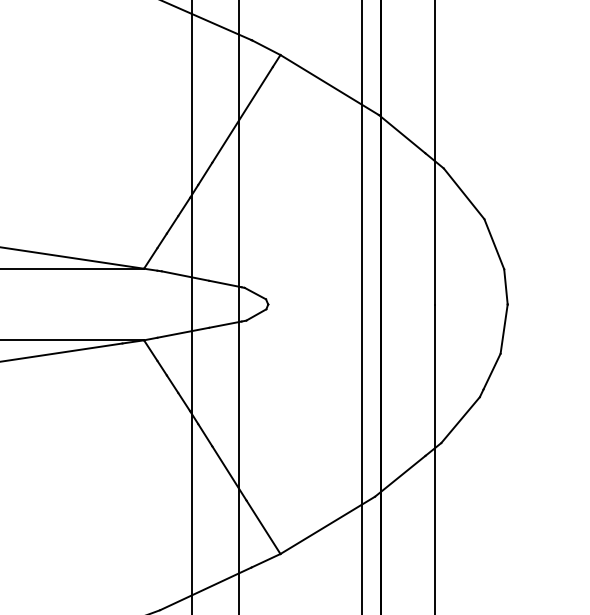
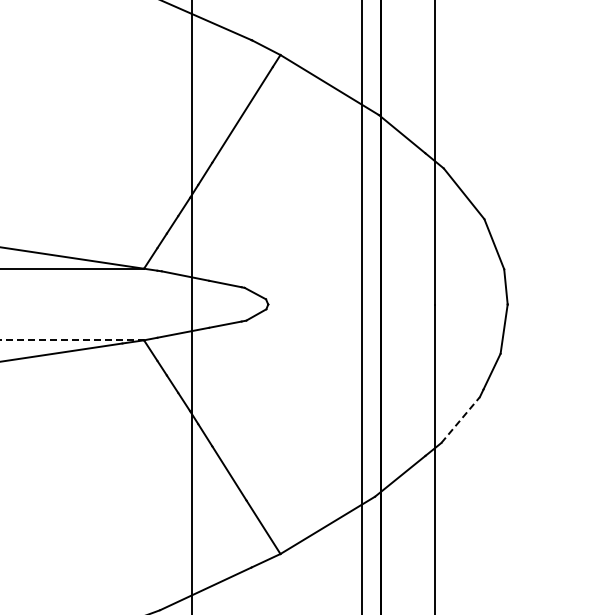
line: present -> none (238, 306)
line: solid -> dashed (72, 340)
line: solid -> dashed (460, 420)
